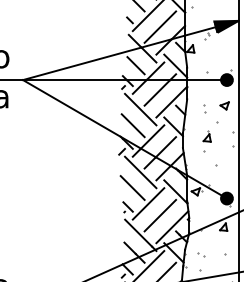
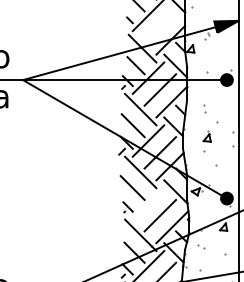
line: present -> none (160, 26)
part: present -> none (224, 105)
line: present -> none (148, 203)
part position: (201, 254) -> (201, 246) (201, 246)
